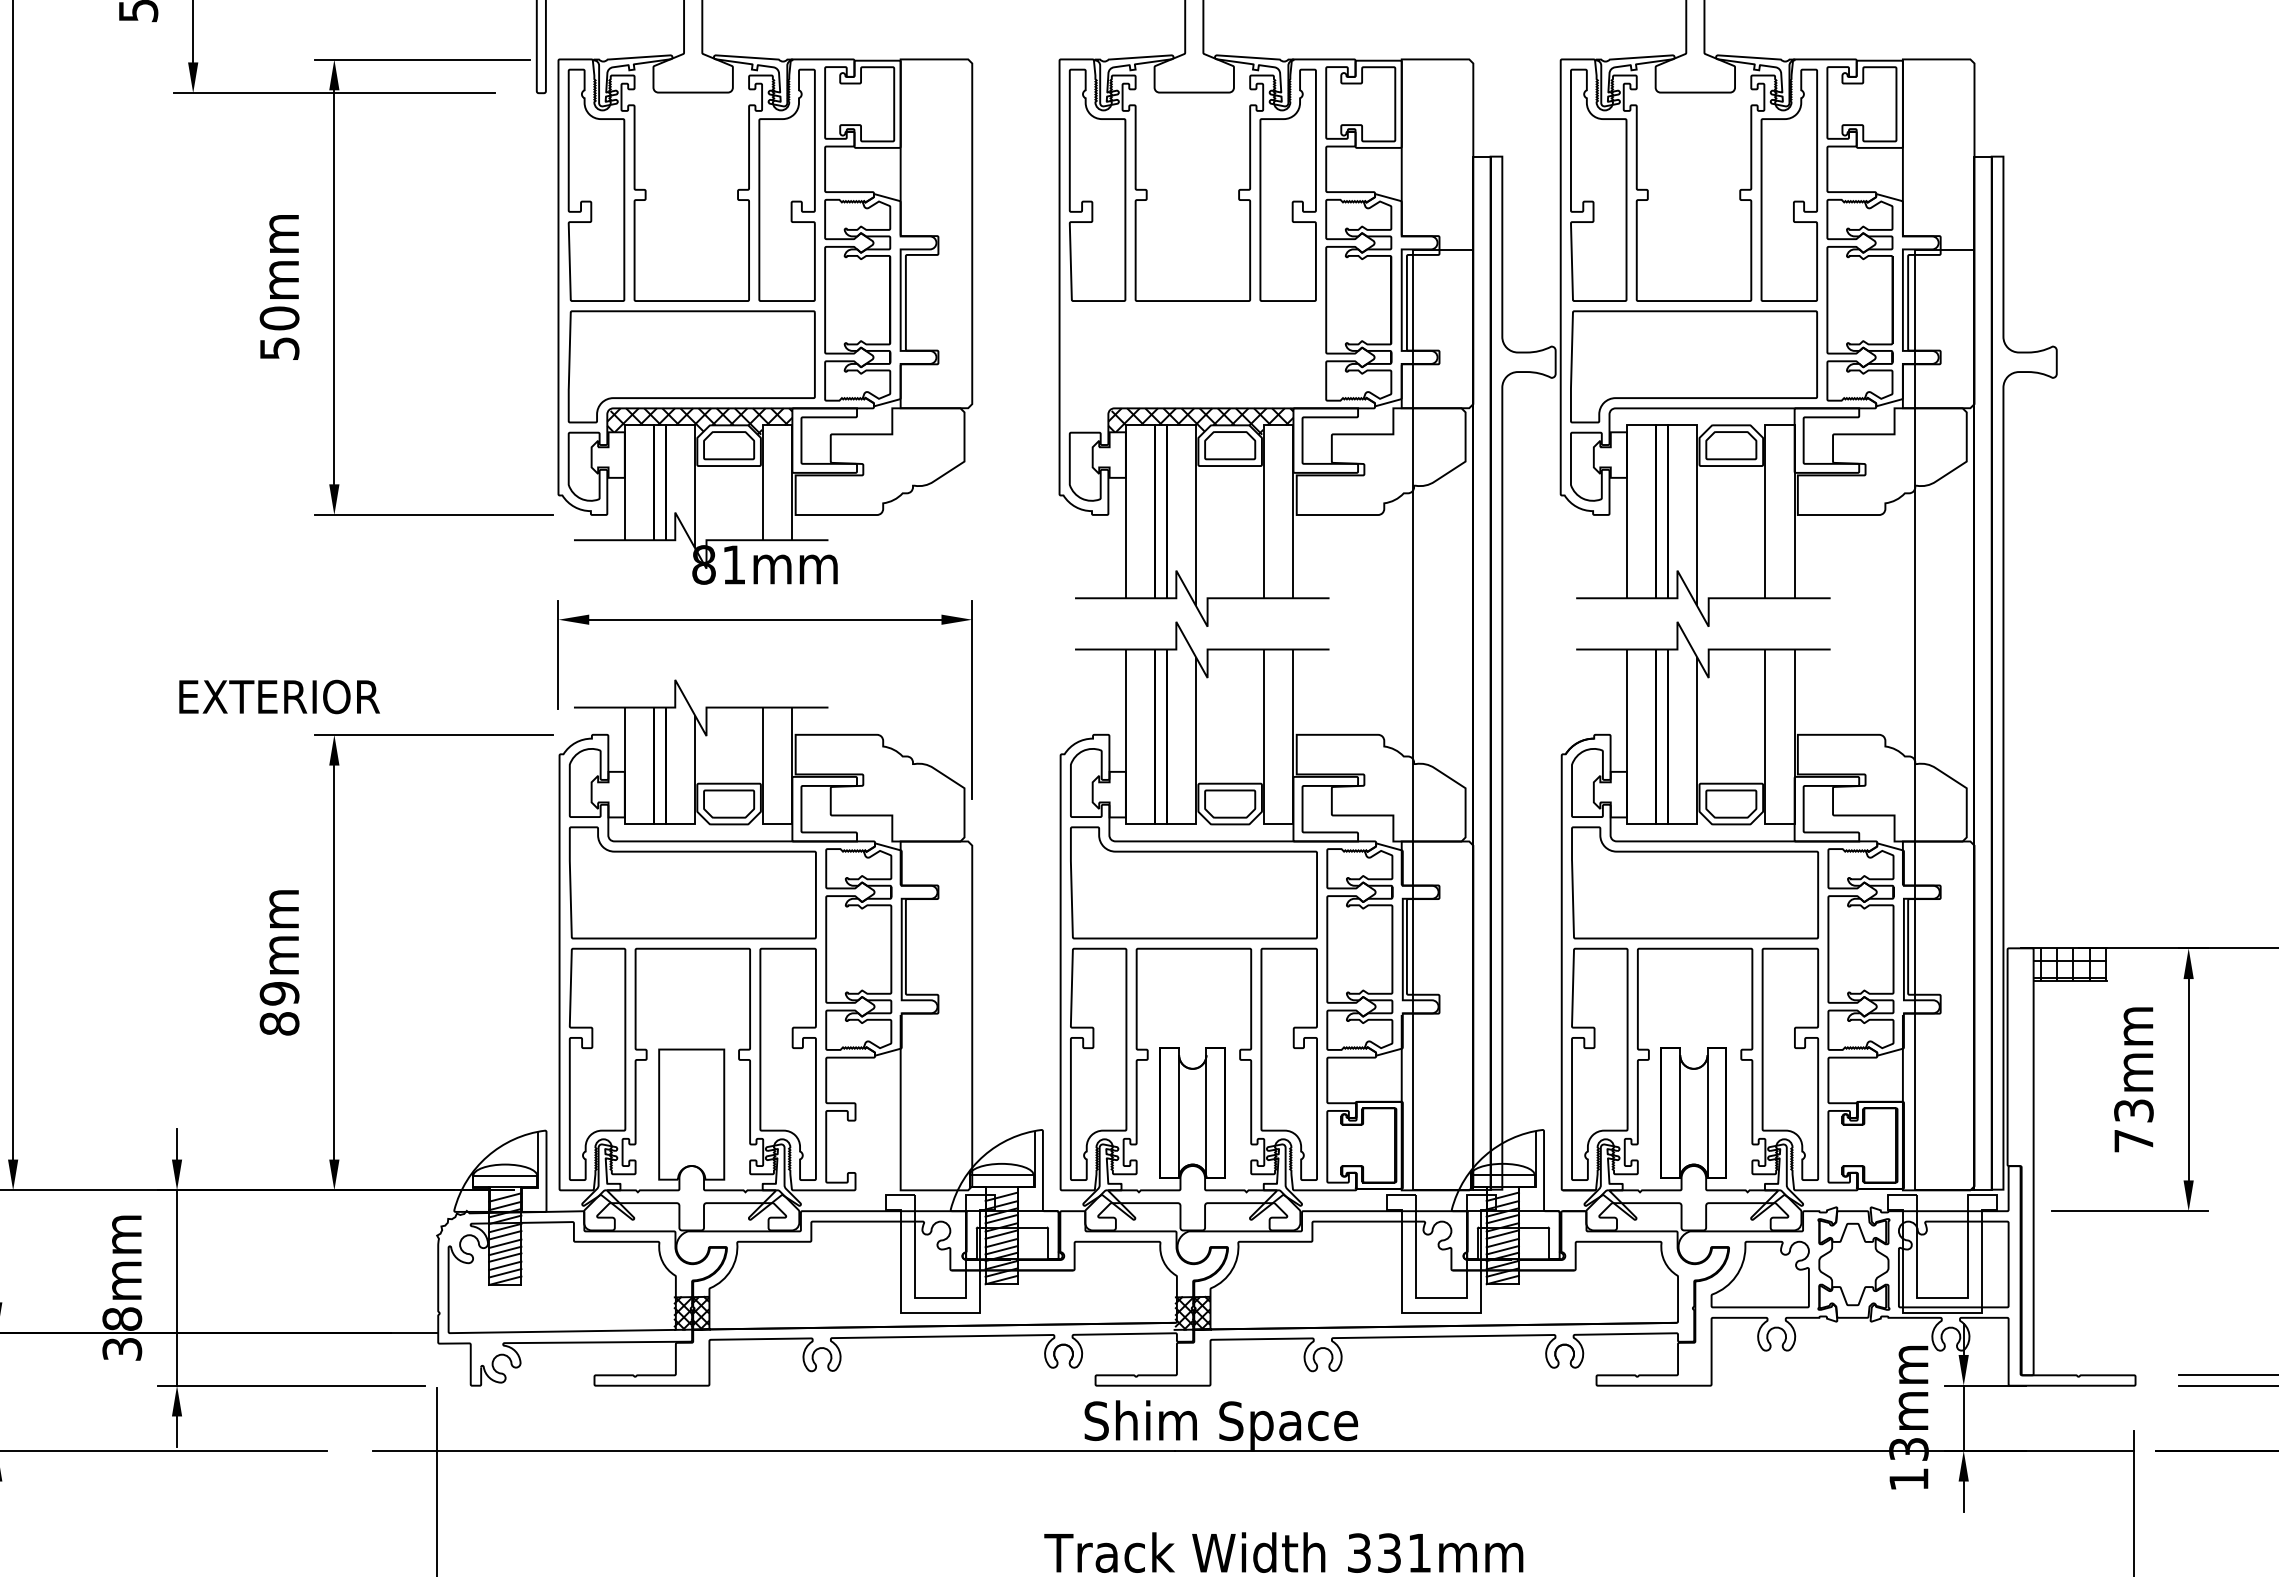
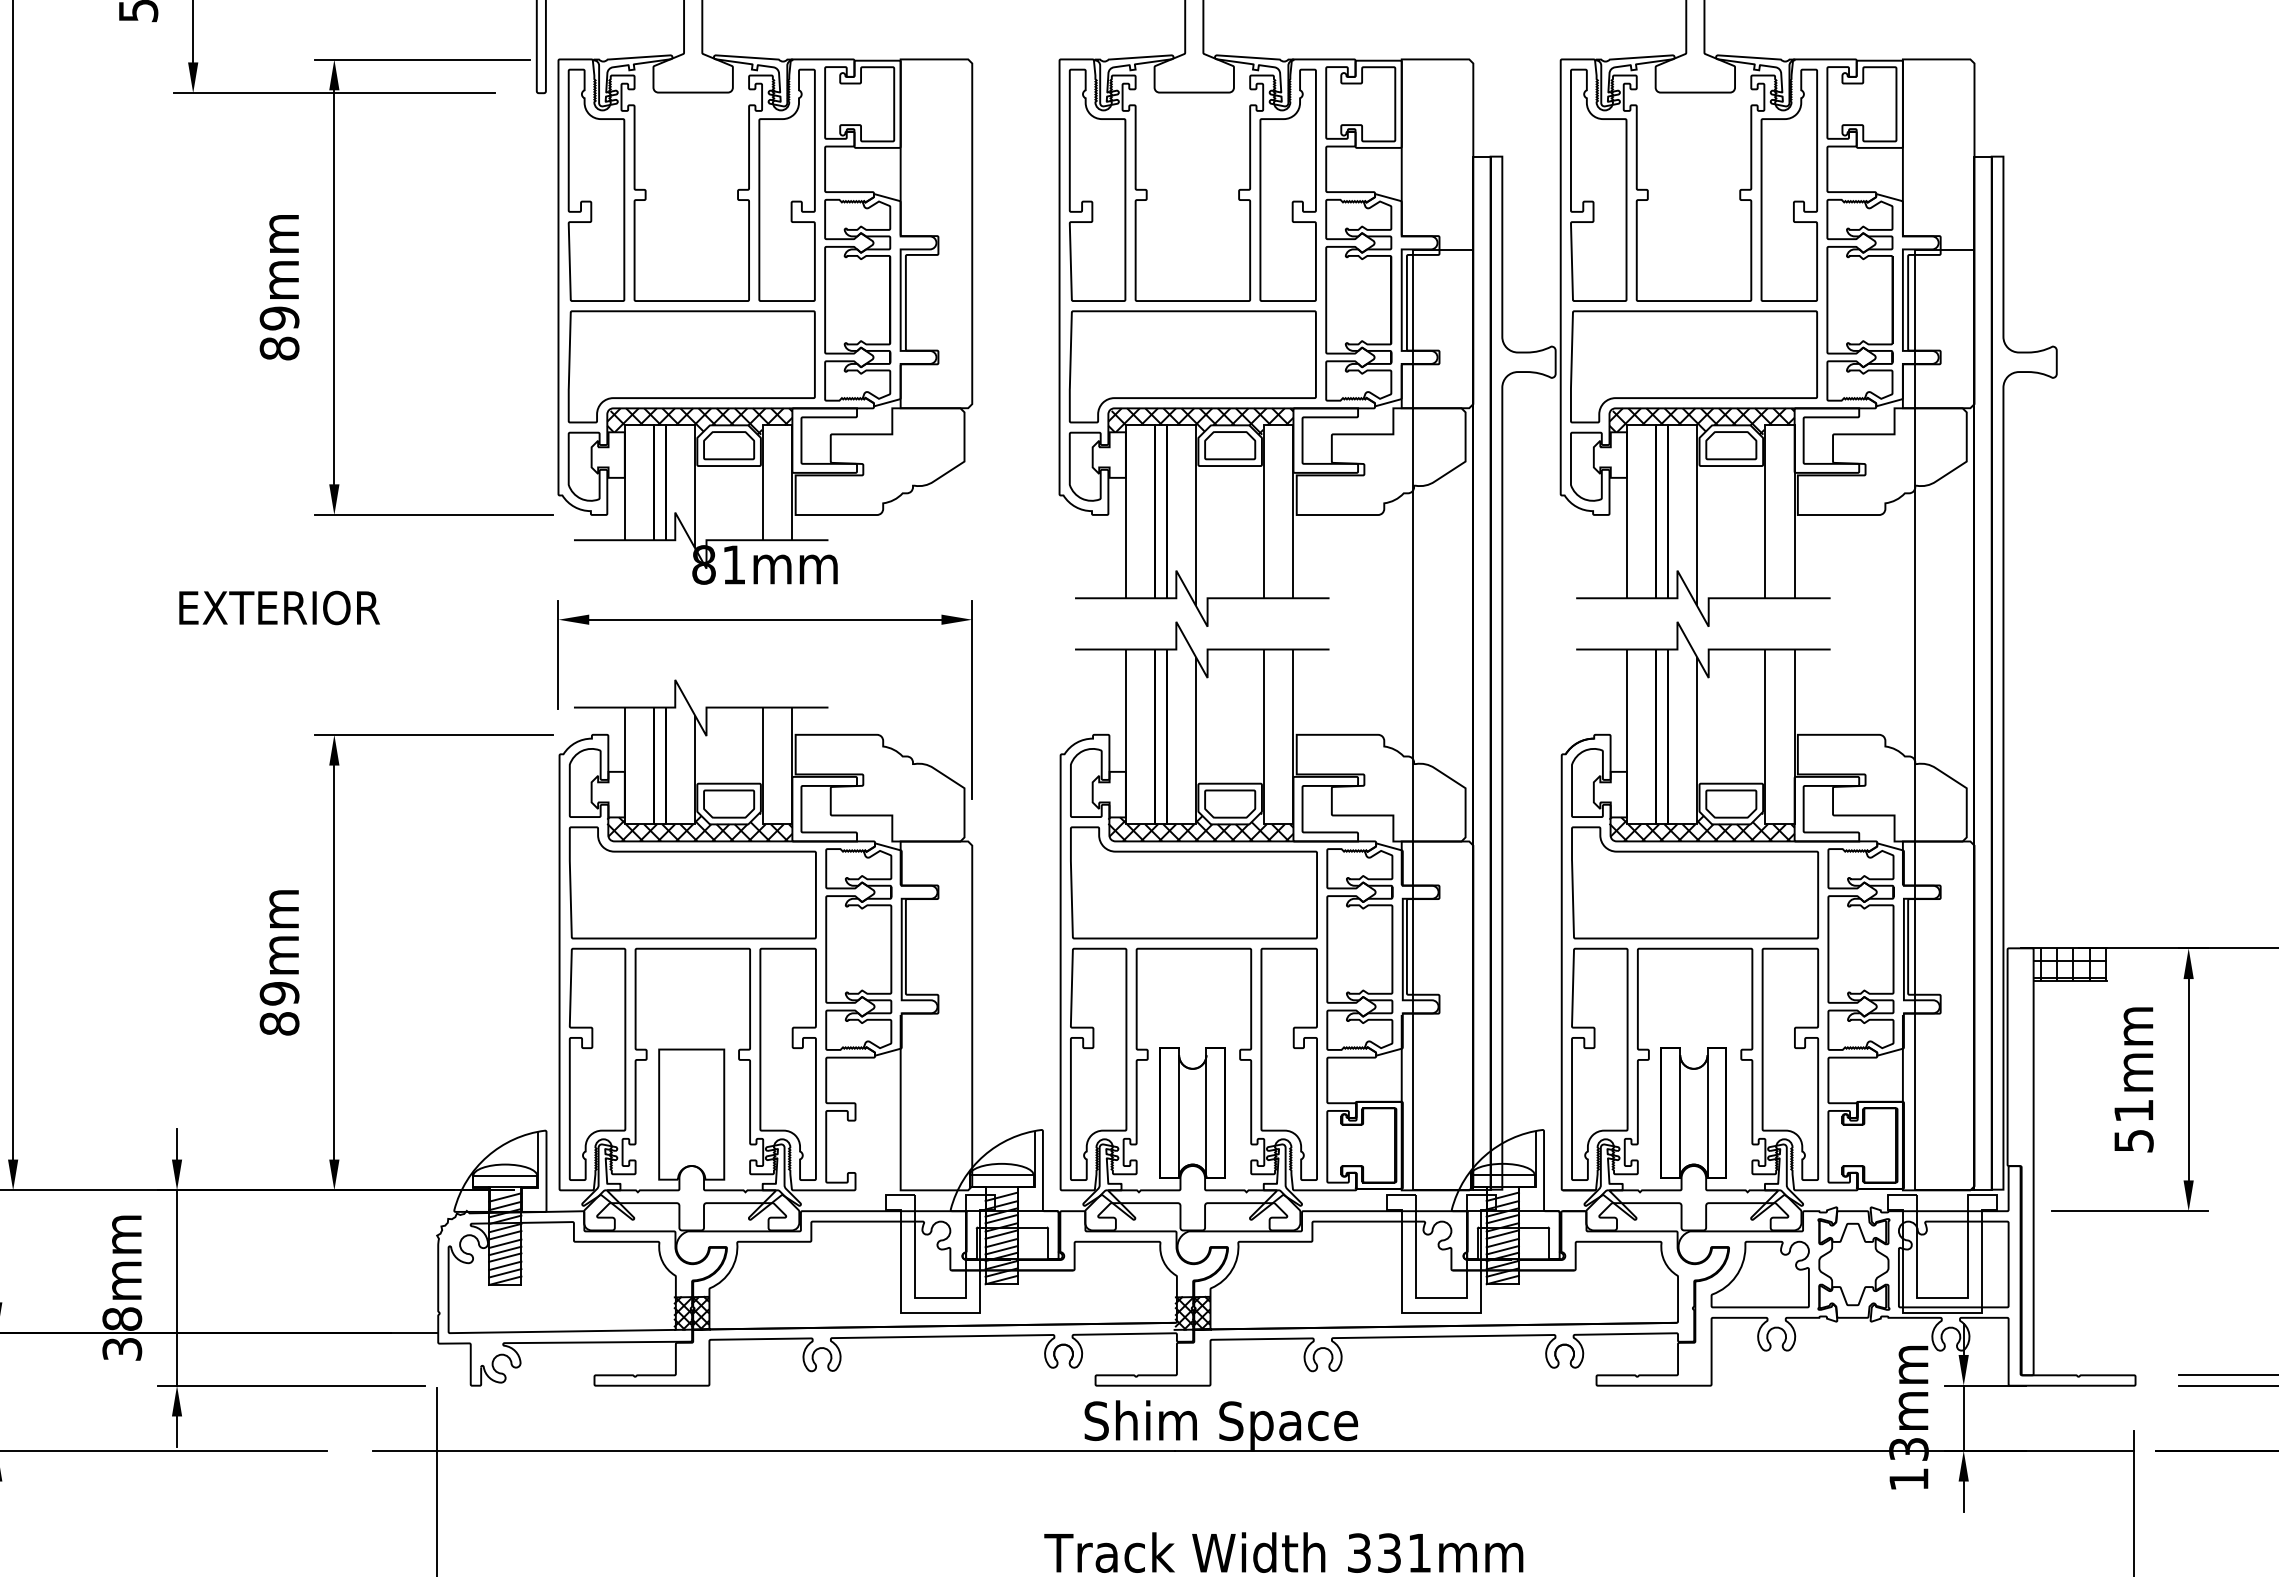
text: 50mm -> 89mm (279, 333)
part: none -> present (1192, 366)
hatch: none -> present (1701, 421)
text position: (279, 696) -> (279, 607) (279, 607)
hatch: none -> present (699, 827)
hatch: none -> present (1200, 827)
hatch: none -> present (1701, 827)
text: 73mm -> 51mm (2133, 1125)
